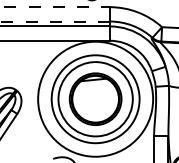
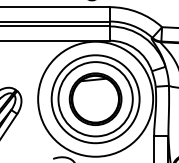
line: dashed -> solid (55, 7)
line: dashed -> solid (55, 21)
